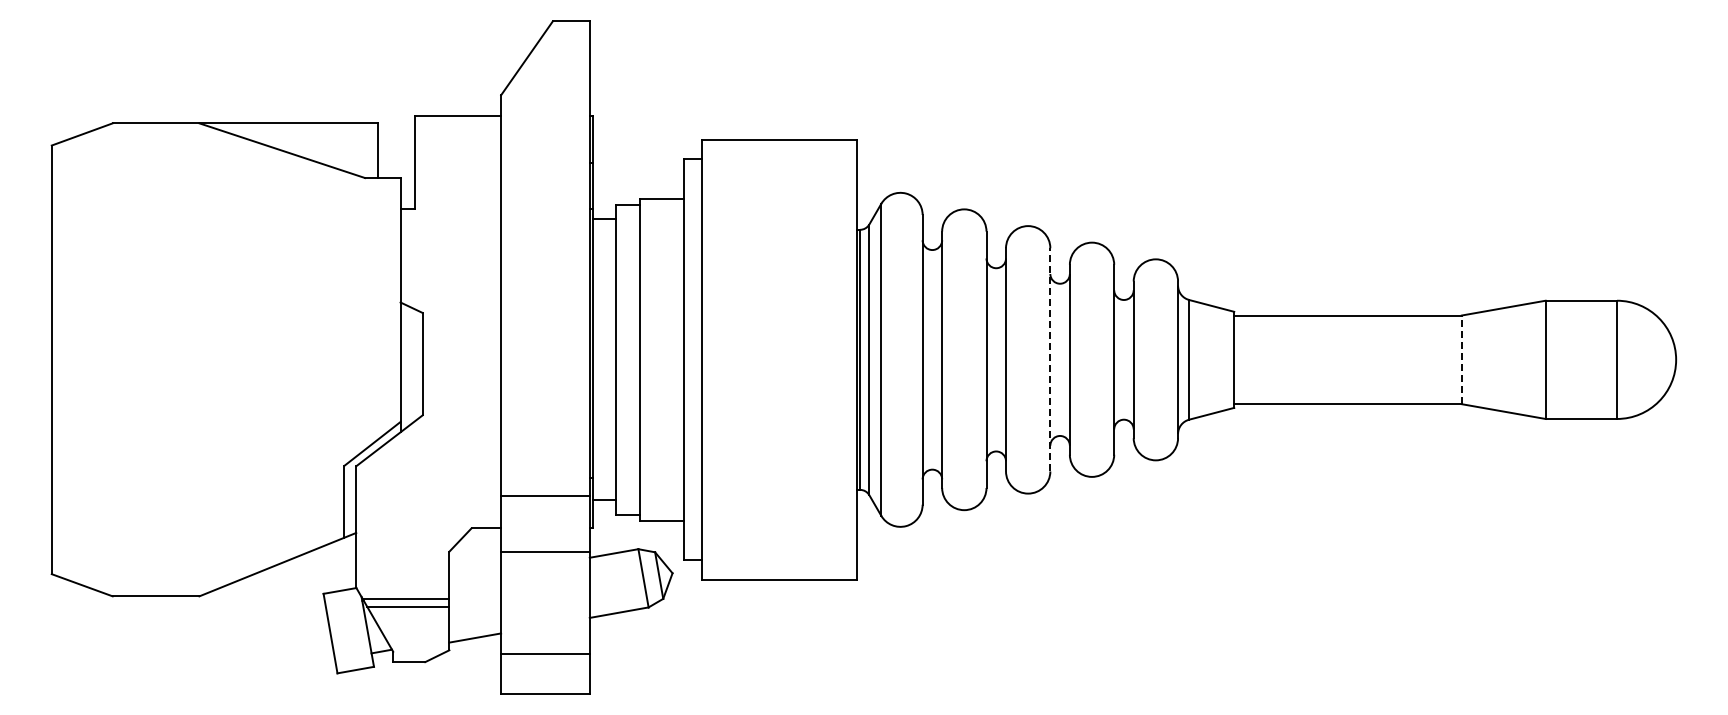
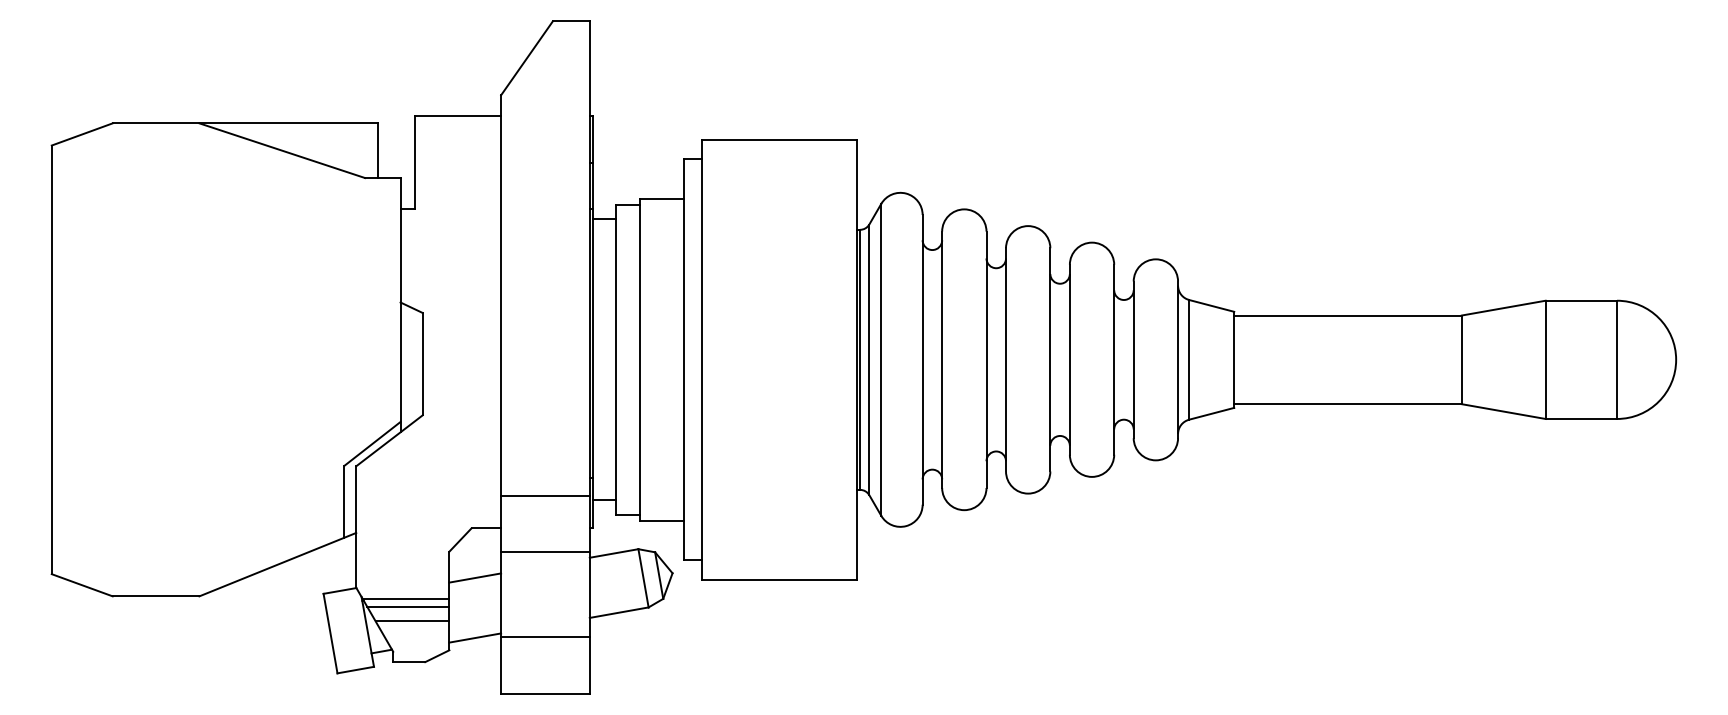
line: dashed -> solid (1050, 359)
line: dashed -> solid (1461, 359)
line: none -> present (475, 577)
line: none -> present (412, 621)
line position: (545, 654) -> (545, 637) (545, 637)
